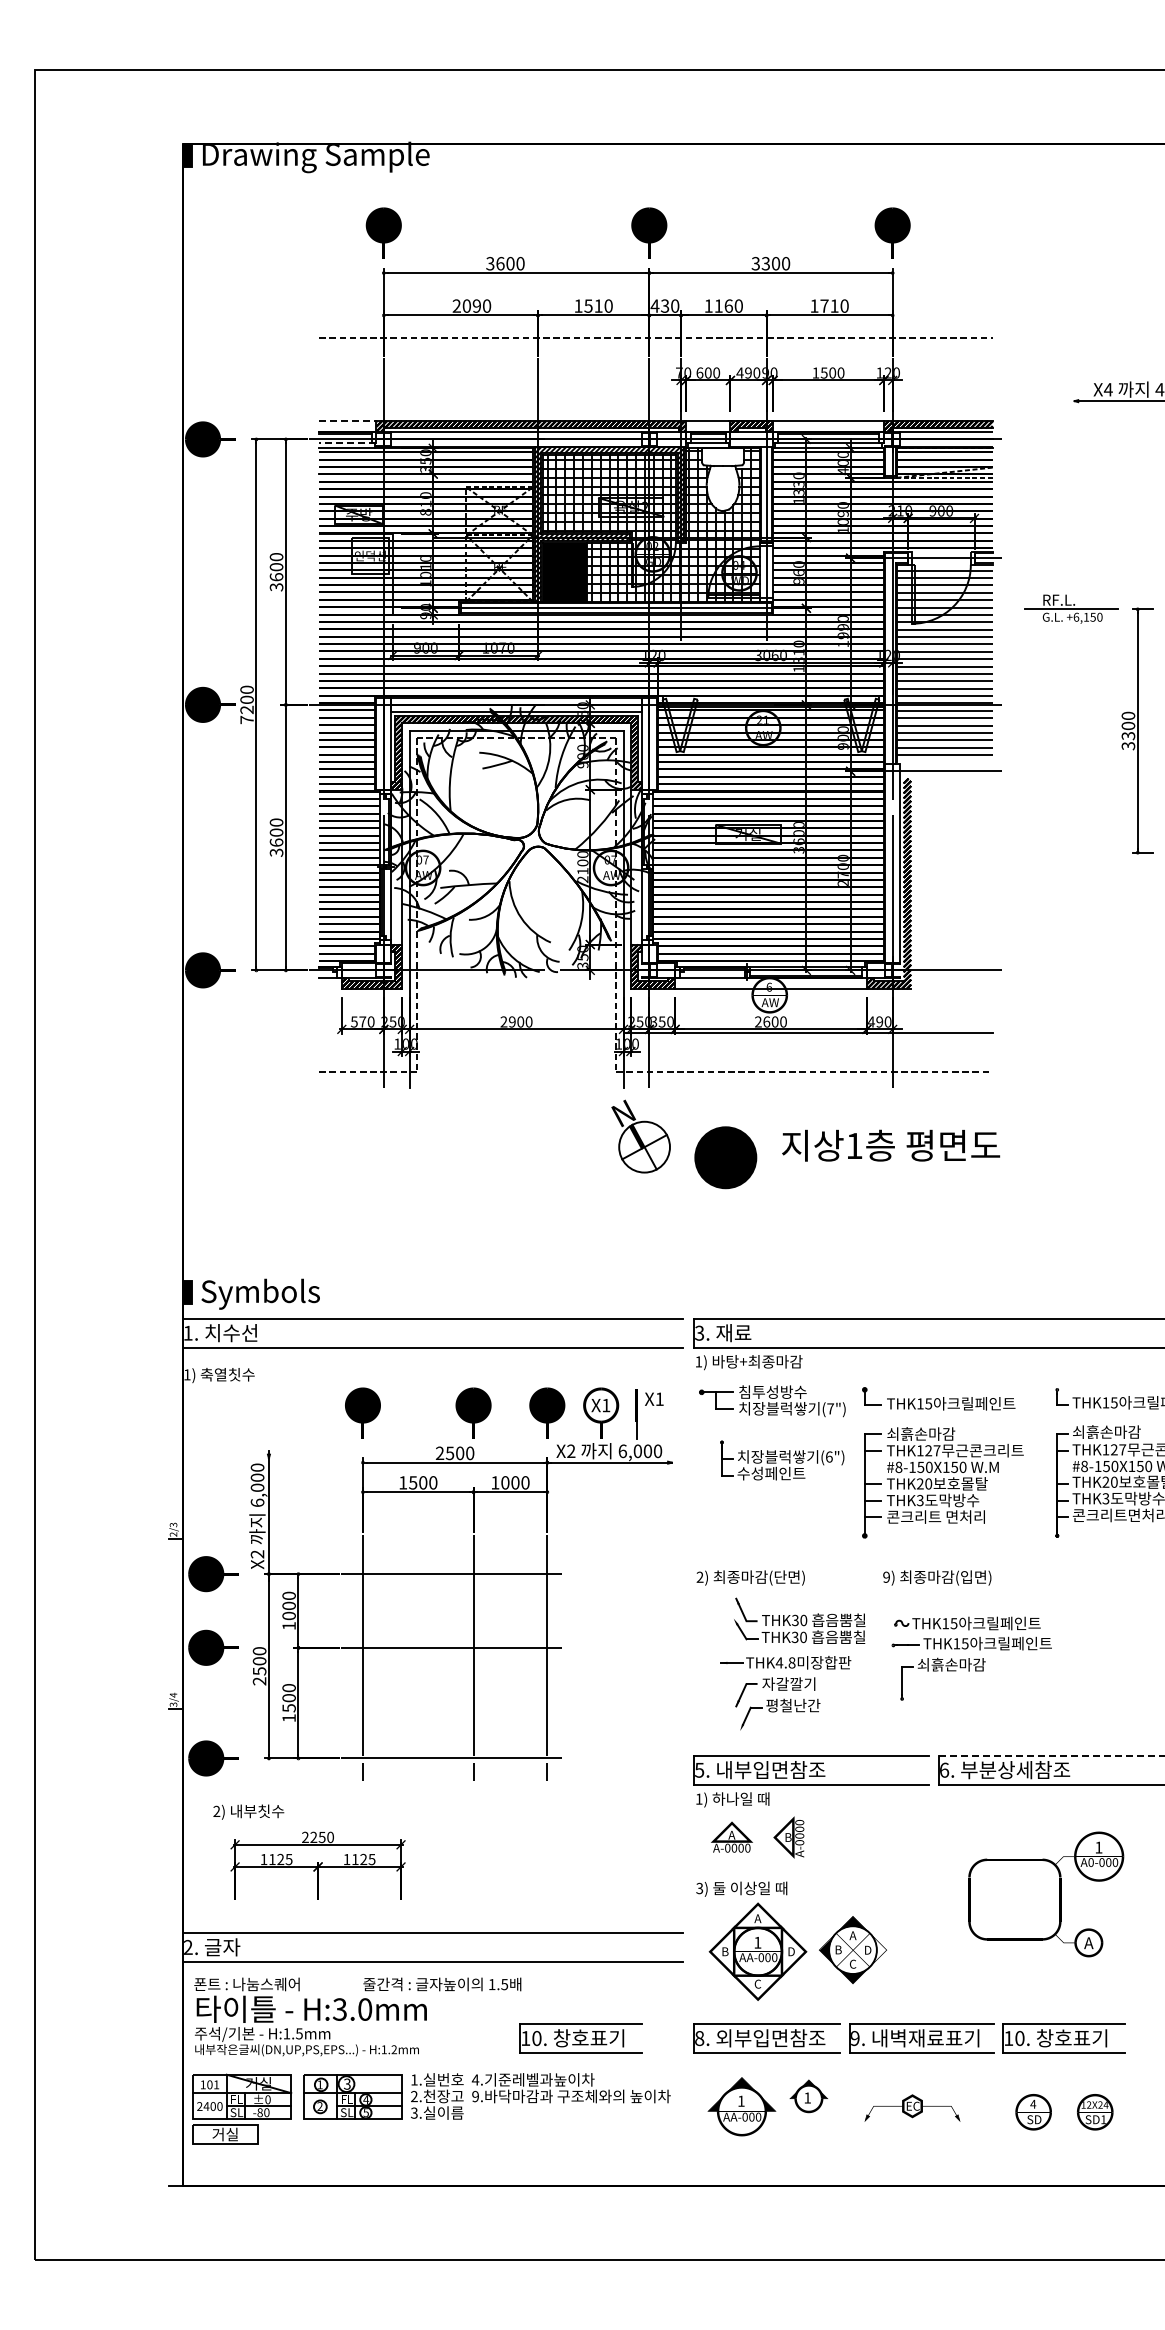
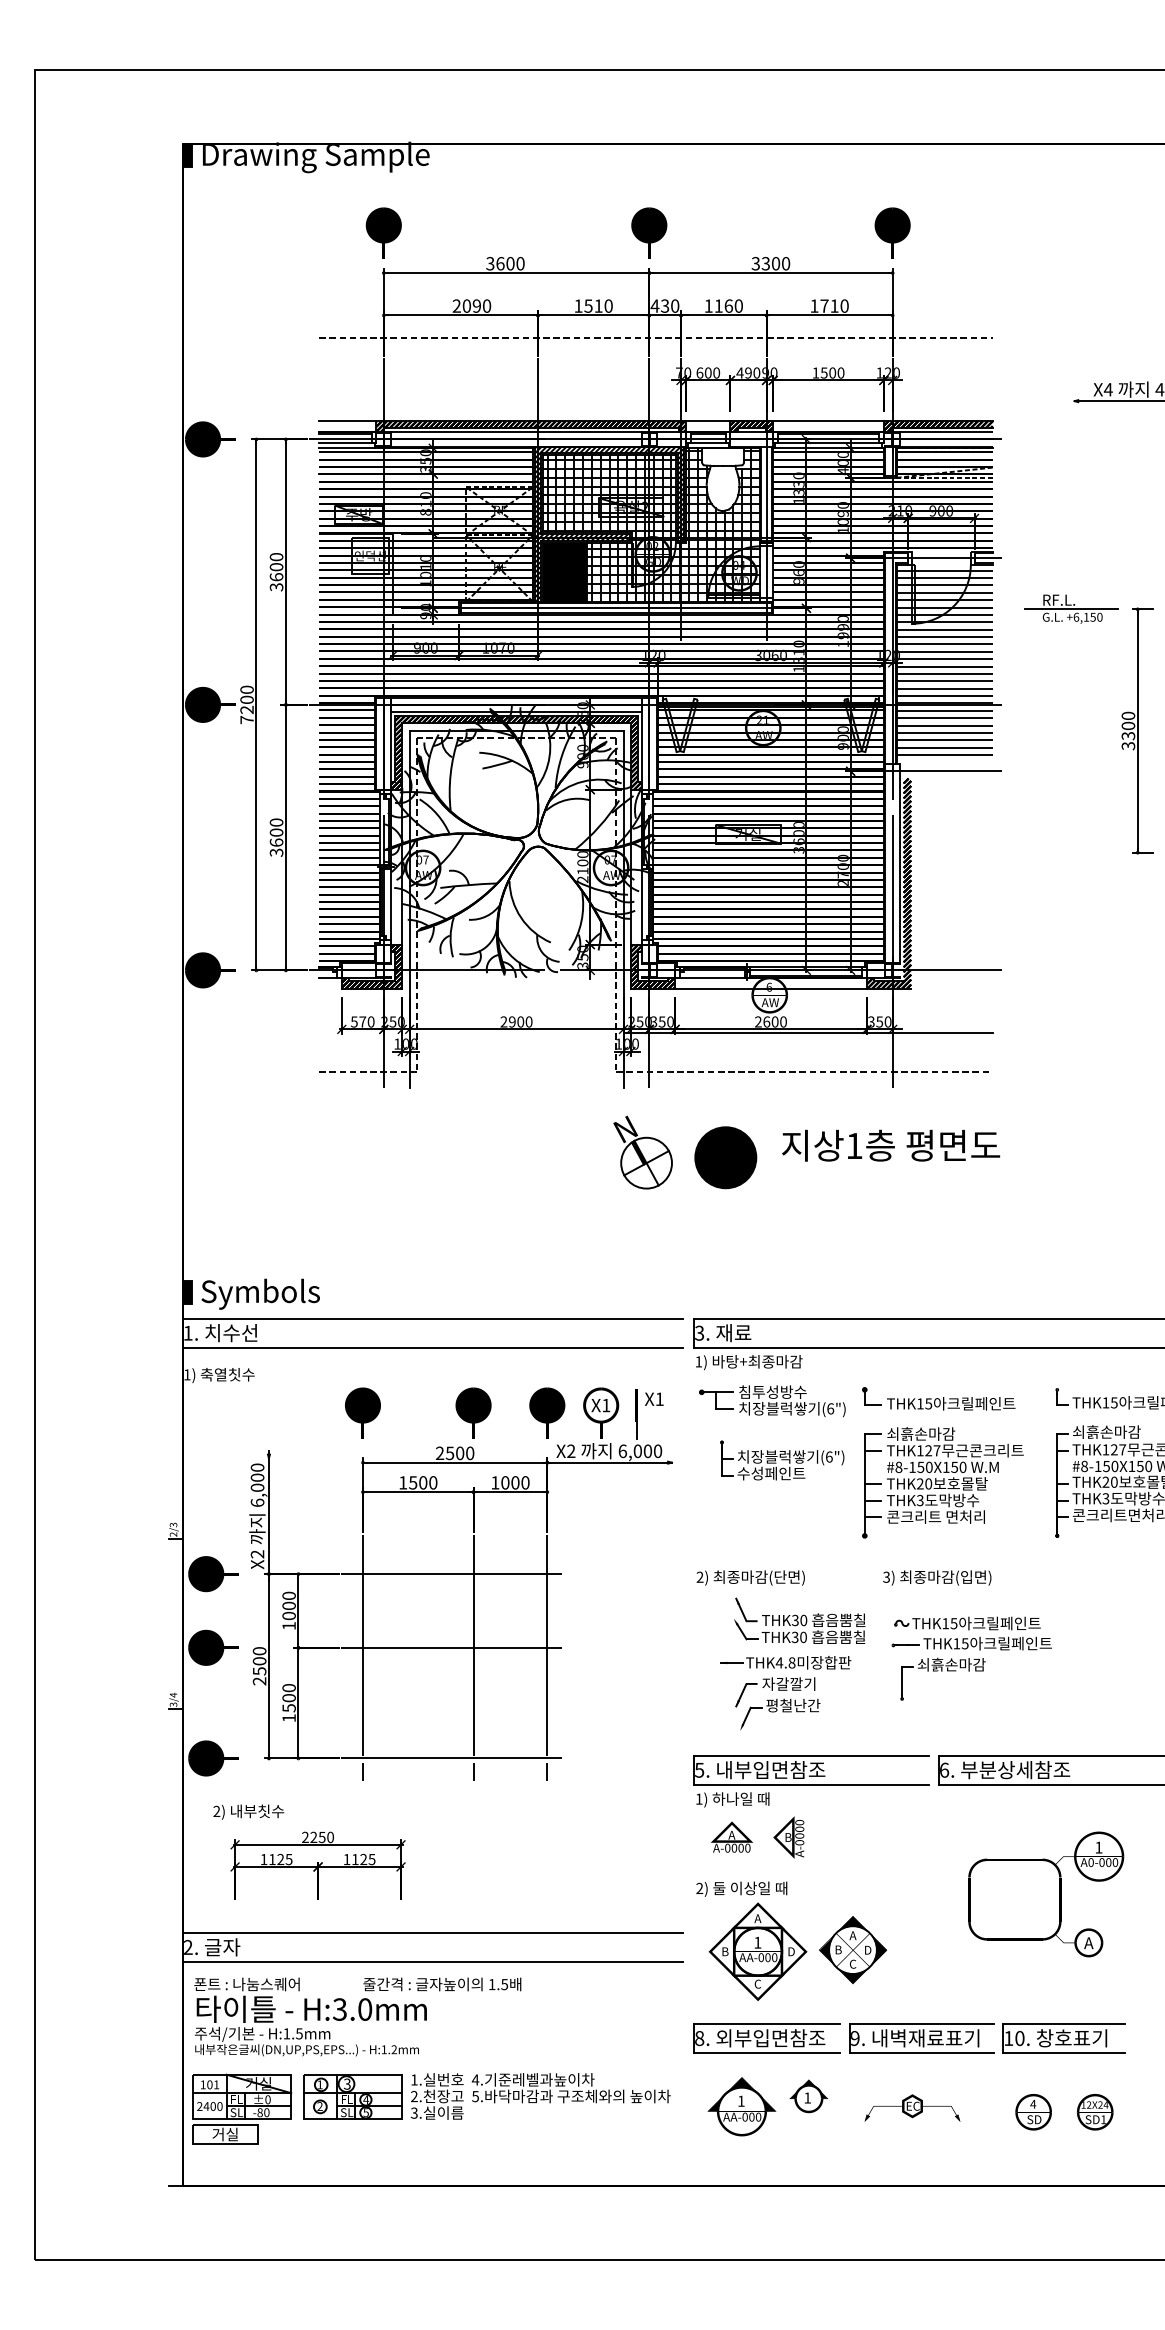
line: dashed -> solid (347, 421)
line: dashed -> solid (347, 443)
text: 490 -> 350 (875, 1021)
part position: (640, 1136) -> (642, 1152) (642, 1152)
text: (7") -> (6") (830, 1408)
text: 9) -> 3) (886, 1577)
line: dashed -> solid (1051, 1755)
text: 3) -> 2) (699, 1888)
fill: none -> present (878, 1950)
part: present -> none (580, 2038)
text: 9. -> 5. (475, 2096)
